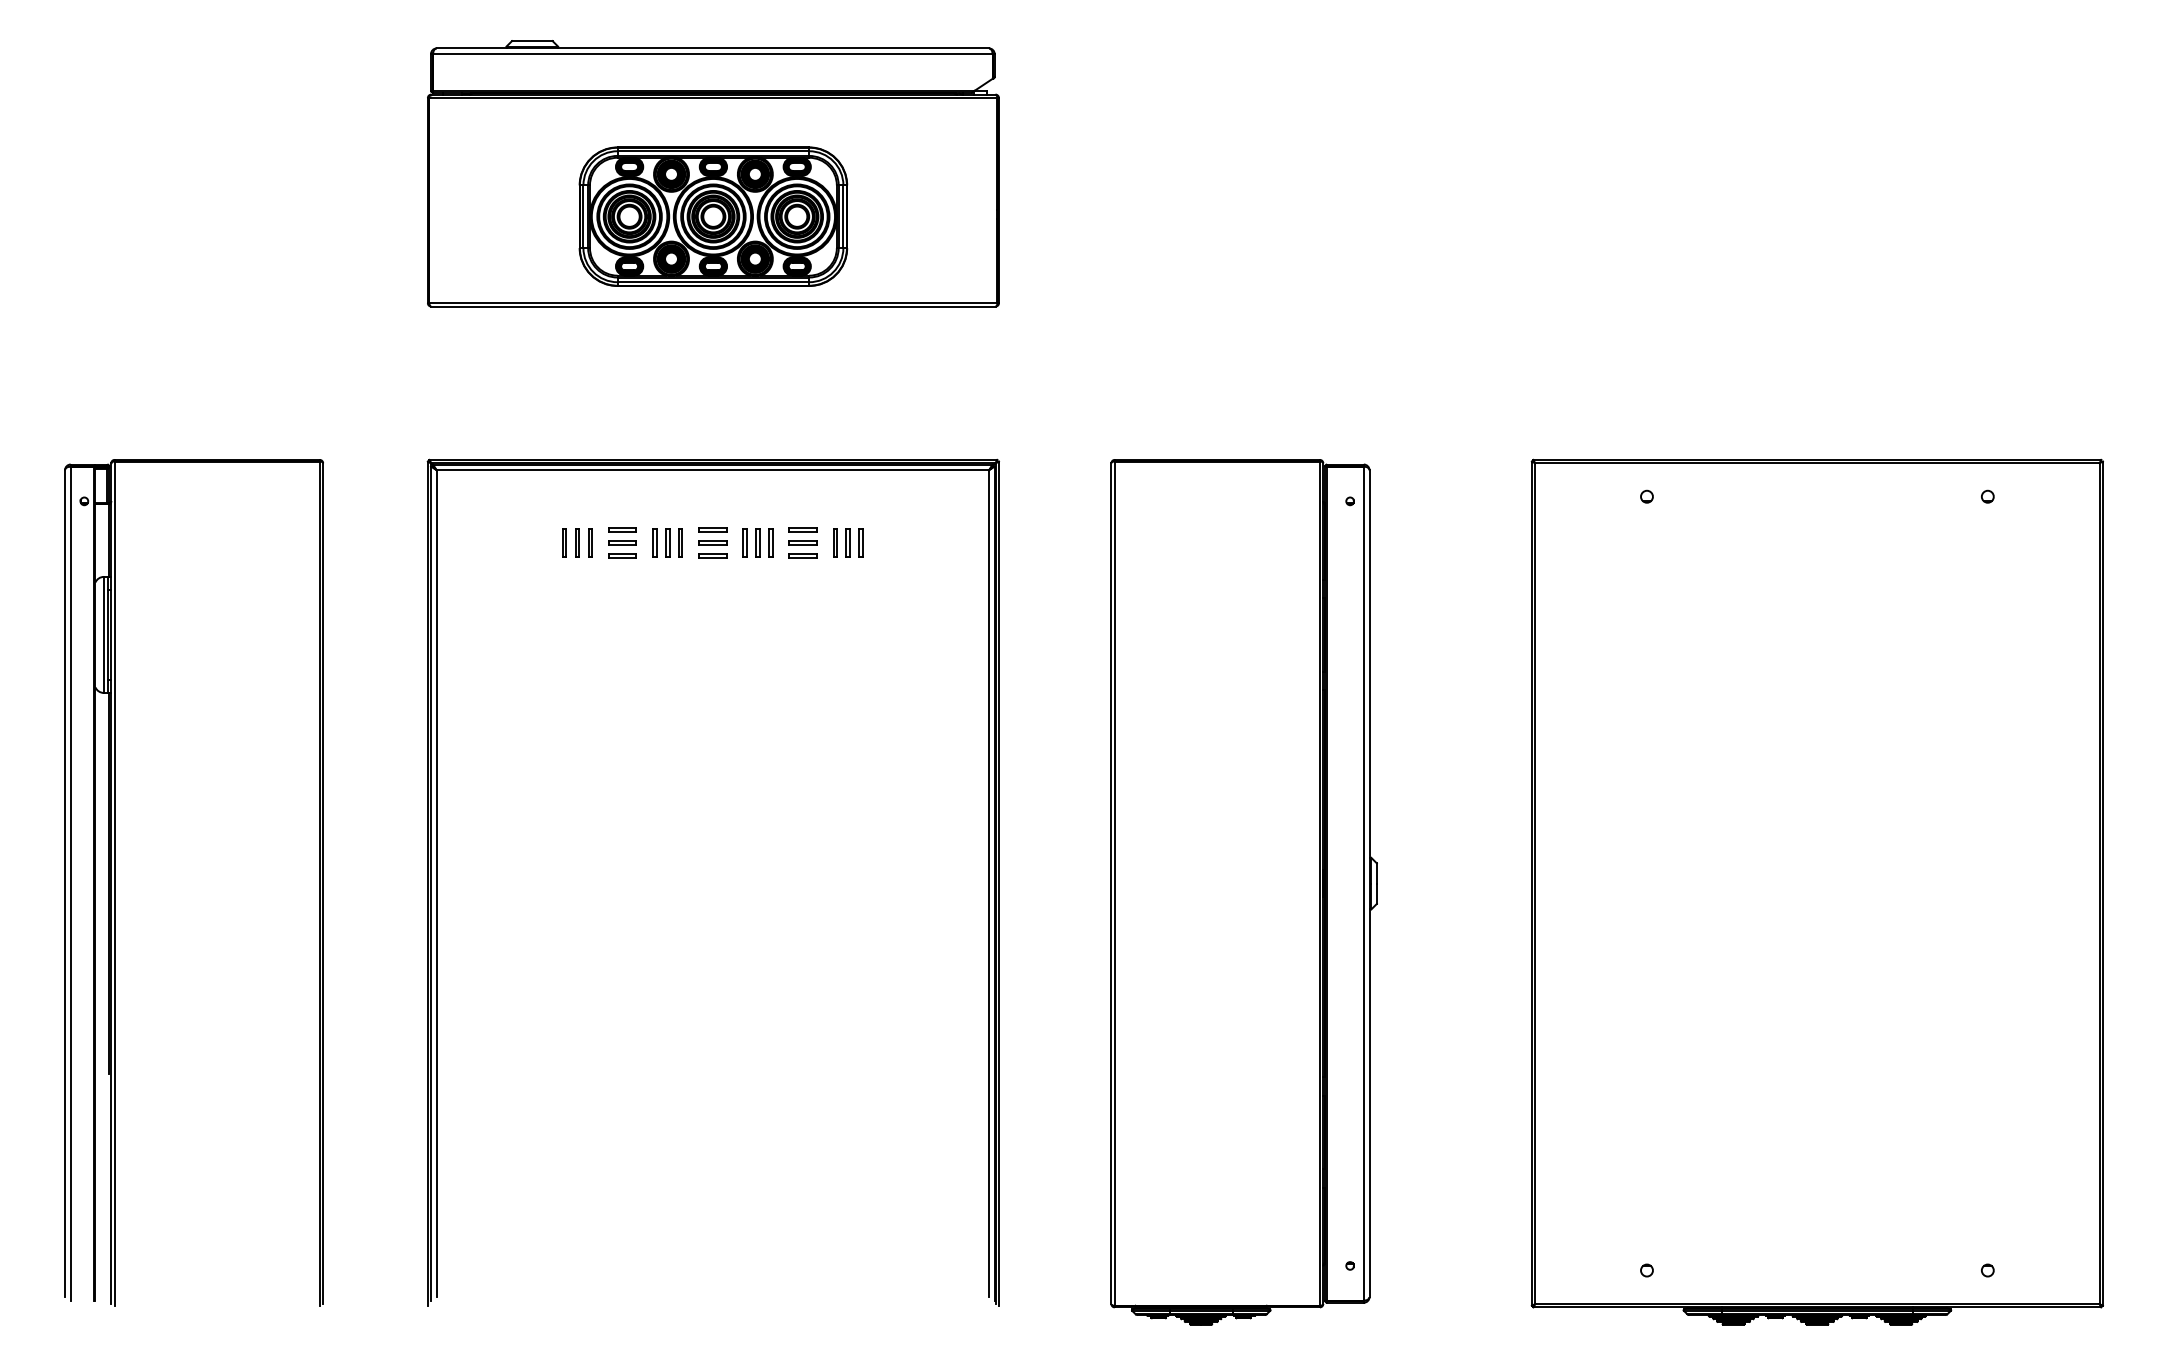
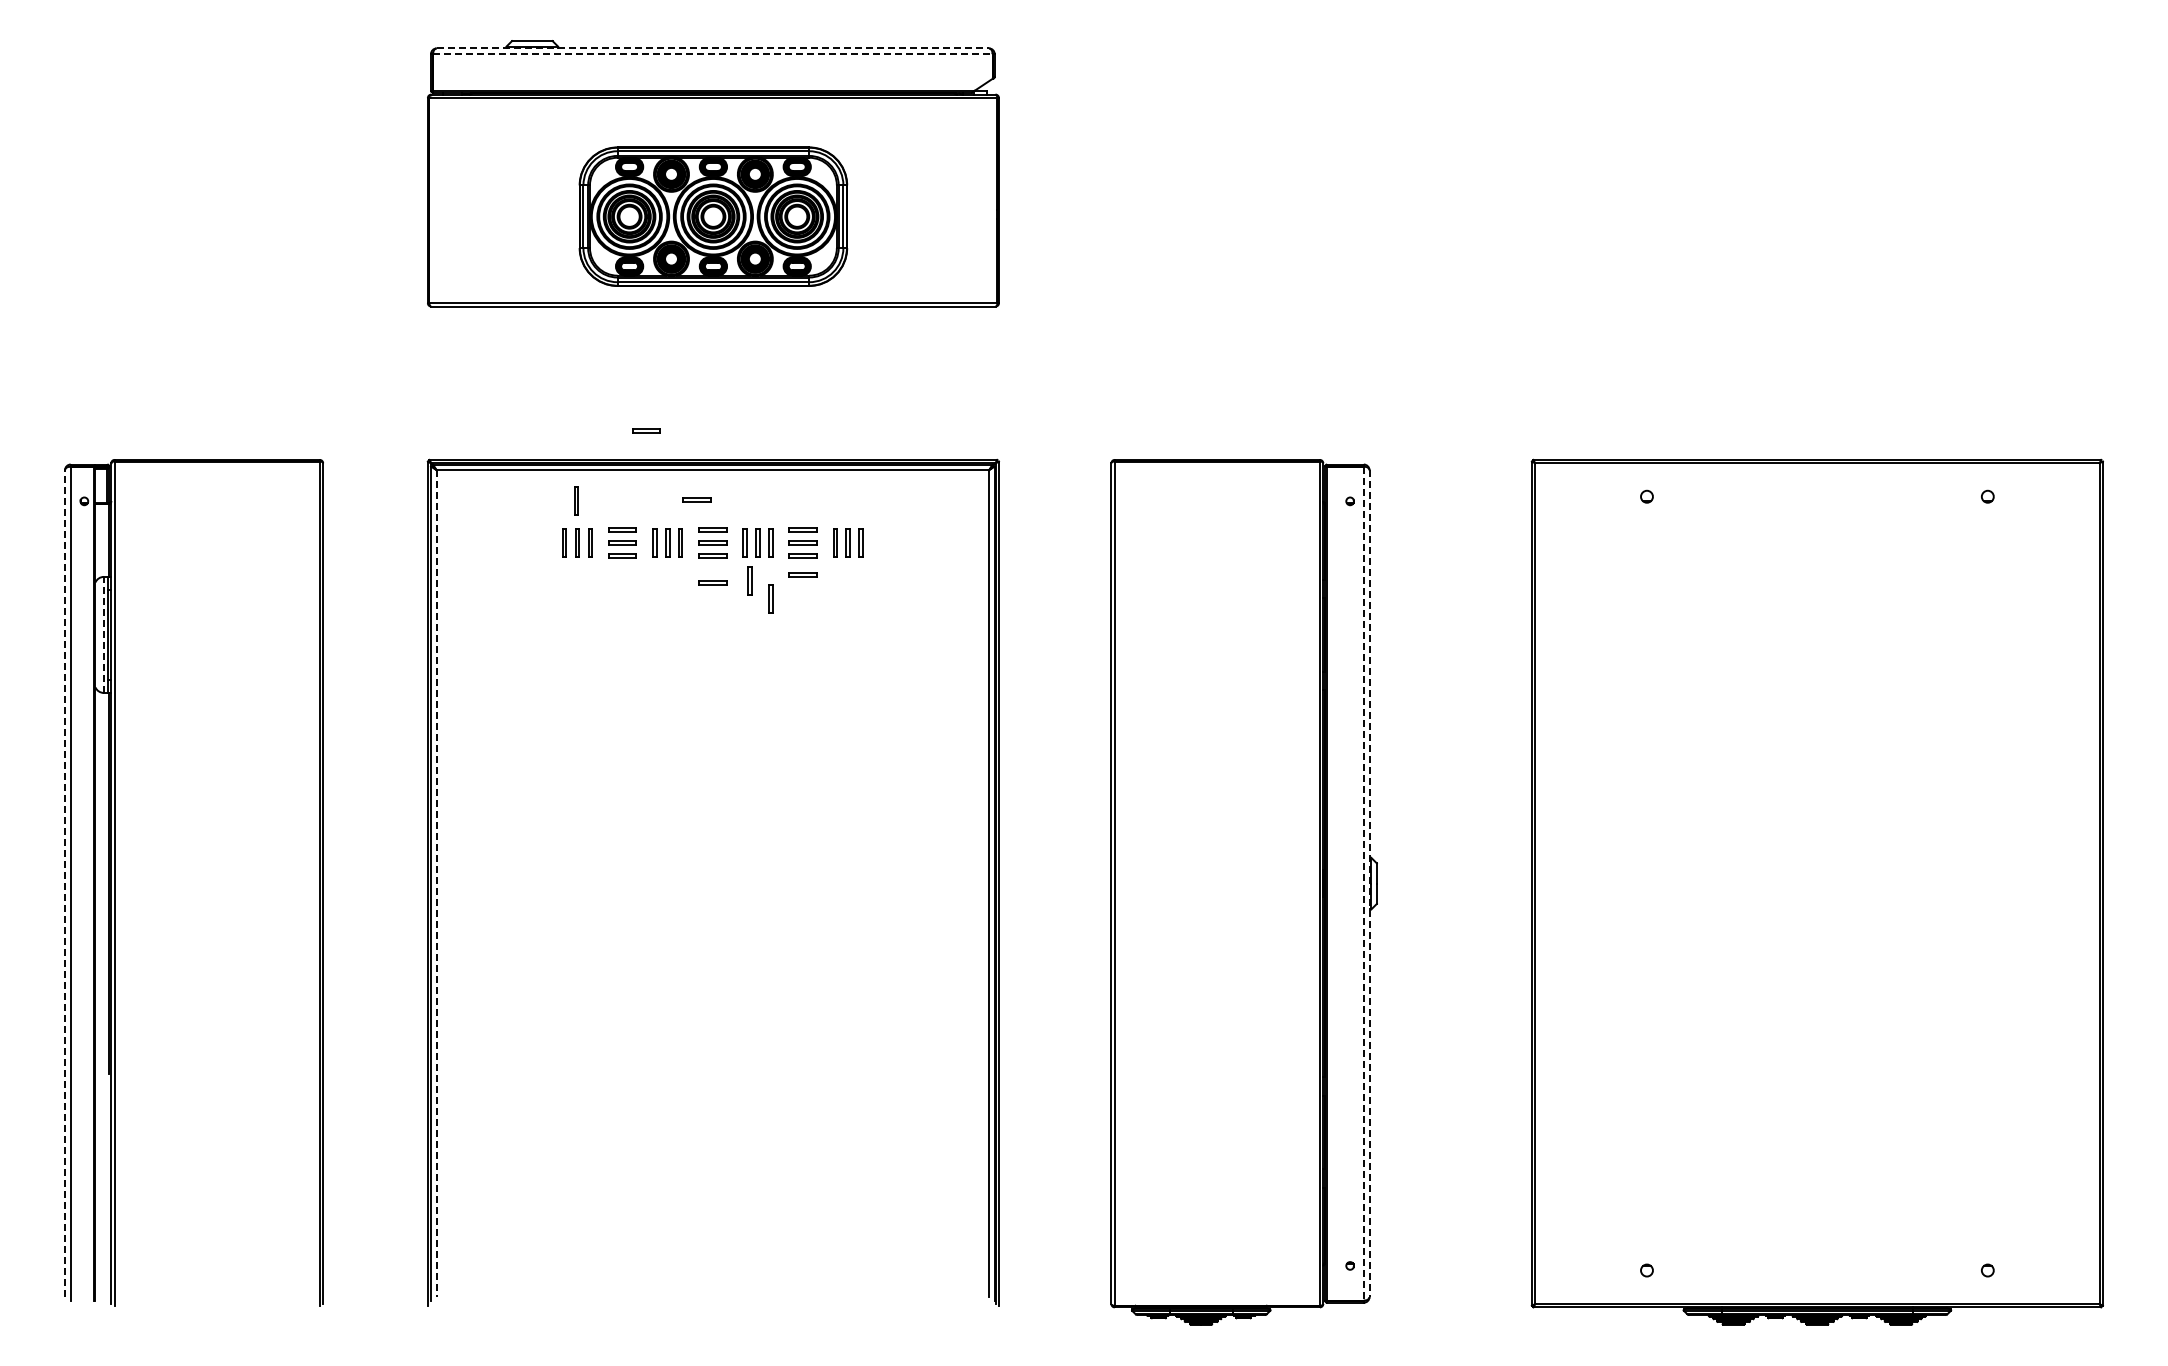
line: solid -> dashed (713, 48)
line: solid -> dashed (712, 54)
part: none -> present (646, 430)
part: none -> present (696, 499)
line: none -> present (575, 500)
part: none -> present (802, 574)
part: none -> present (749, 580)
part: none -> present (712, 582)
part: none -> present (770, 598)
line: solid -> dashed (103, 634)
line: solid -> dashed (65, 883)
line: solid -> dashed (436, 884)
line: solid -> dashed (1363, 884)
line: solid -> dashed (1369, 884)
